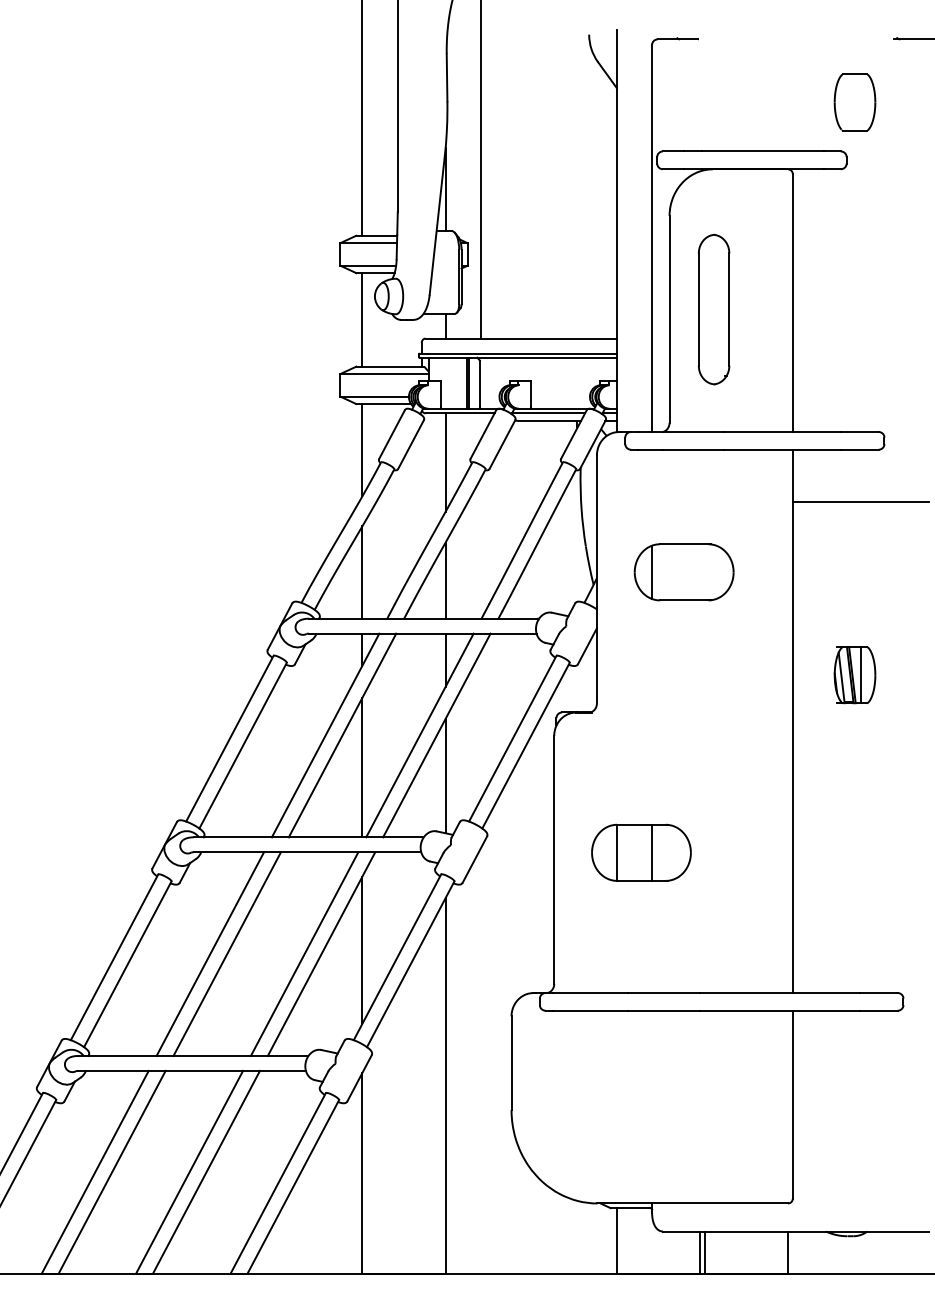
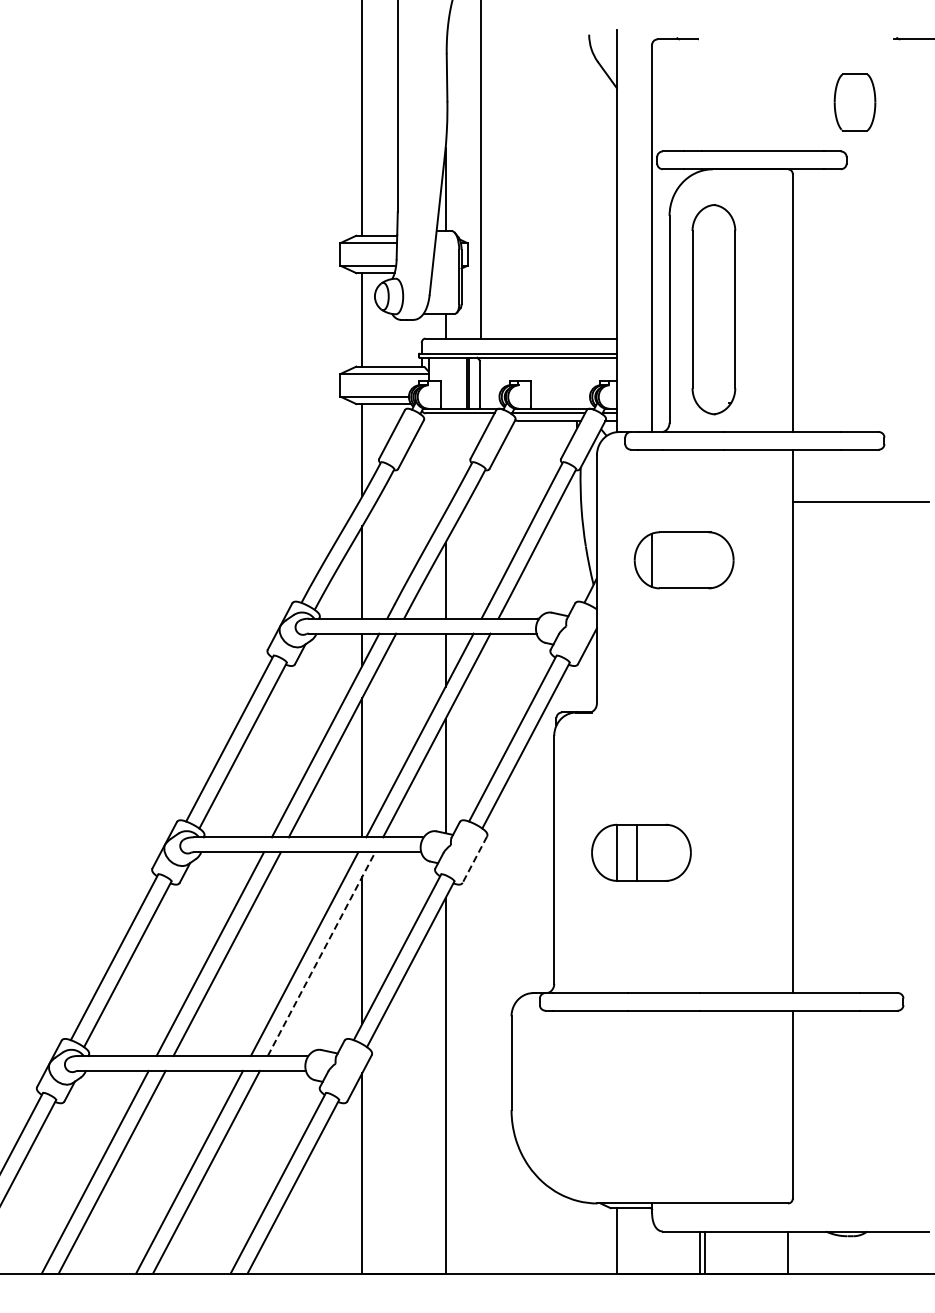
part size: 33x153 px -> 46x212 px (713, 309)
line: present -> none (445, 462)
part position: (683, 572) -> (683, 560) (683, 560)
part: present -> none (854, 675)
line position: (652, 852) -> (637, 852) (637, 852)
line: solid -> dashed (474, 860)
line: solid -> dashed (321, 953)
